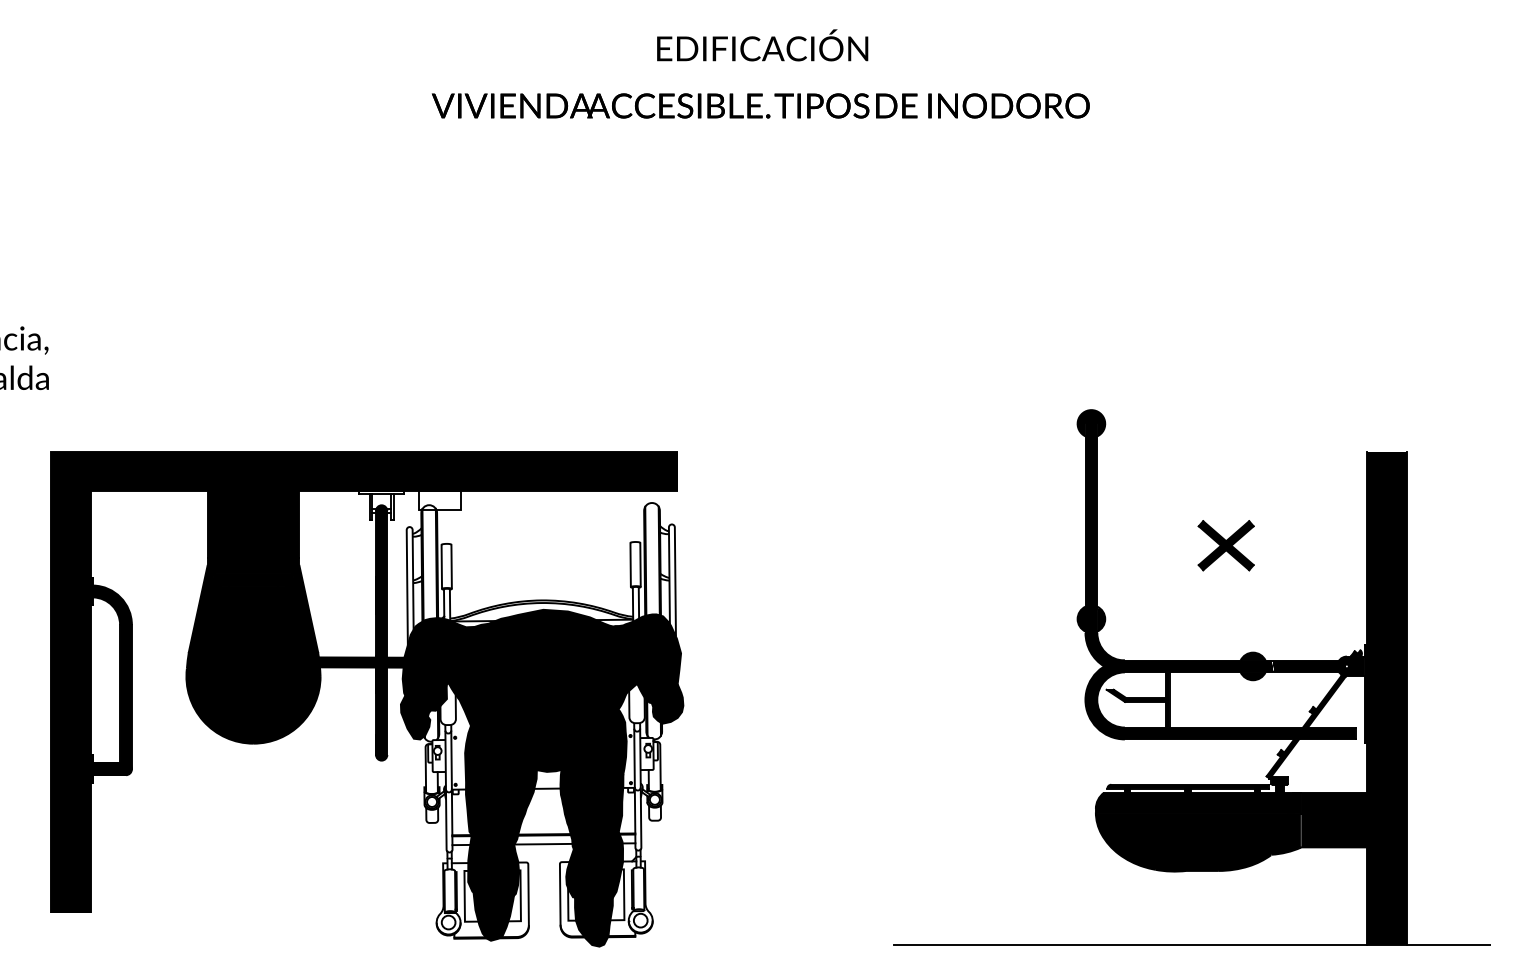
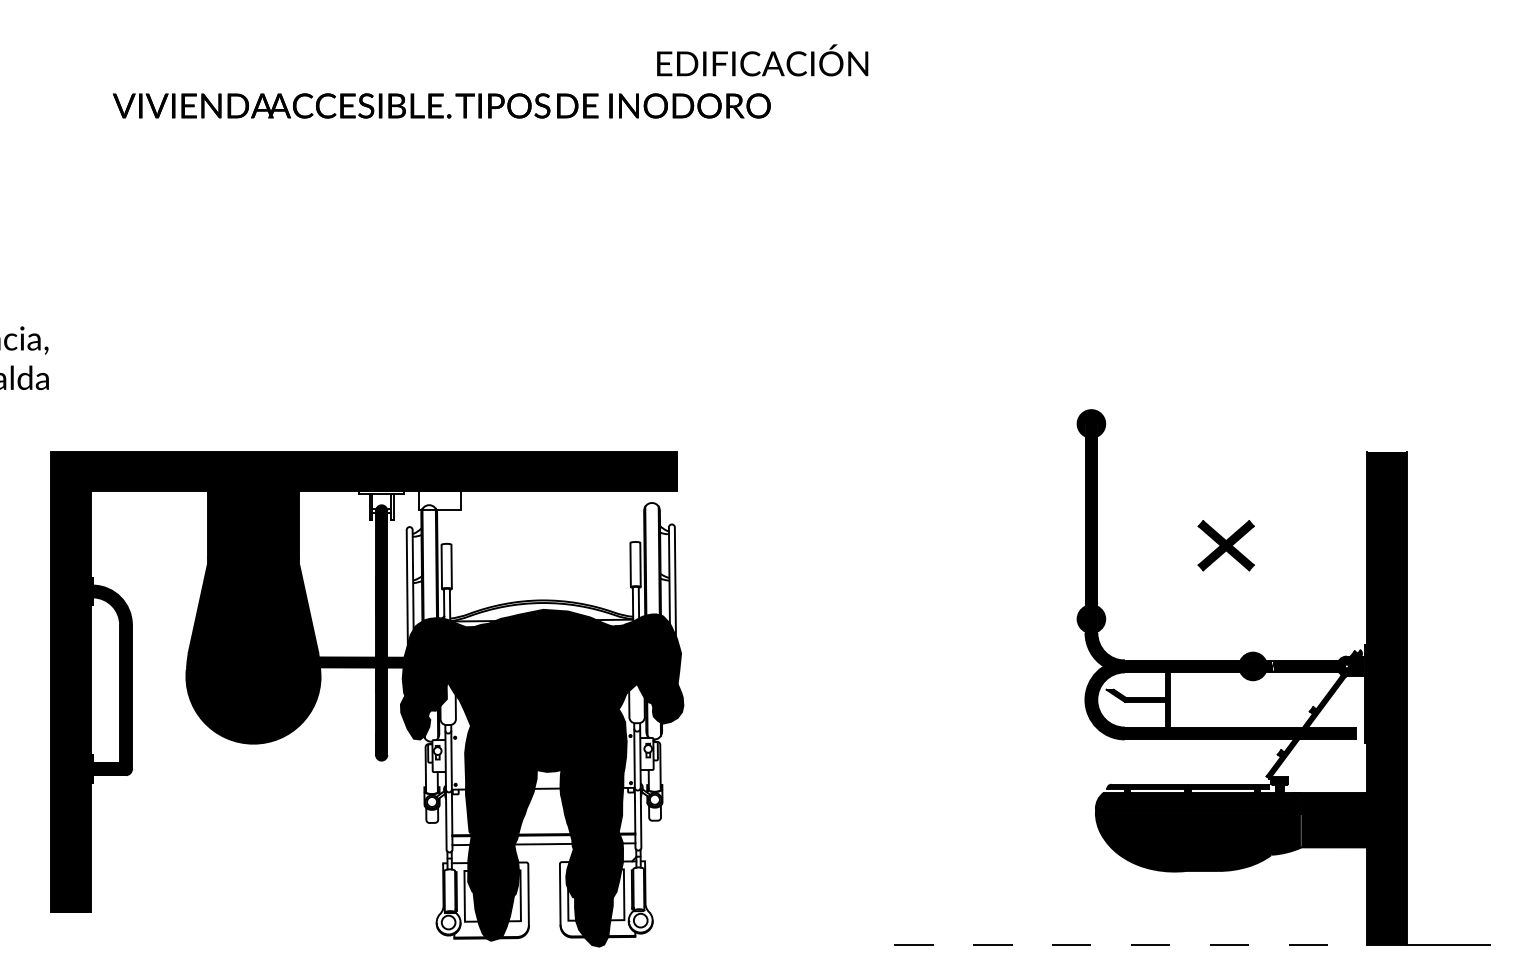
text position: (762, 45) -> (762, 60) (762, 60)
text position: (760, 105) -> (441, 105) (441, 105)
line: solid -> dashed (1130, 944)
